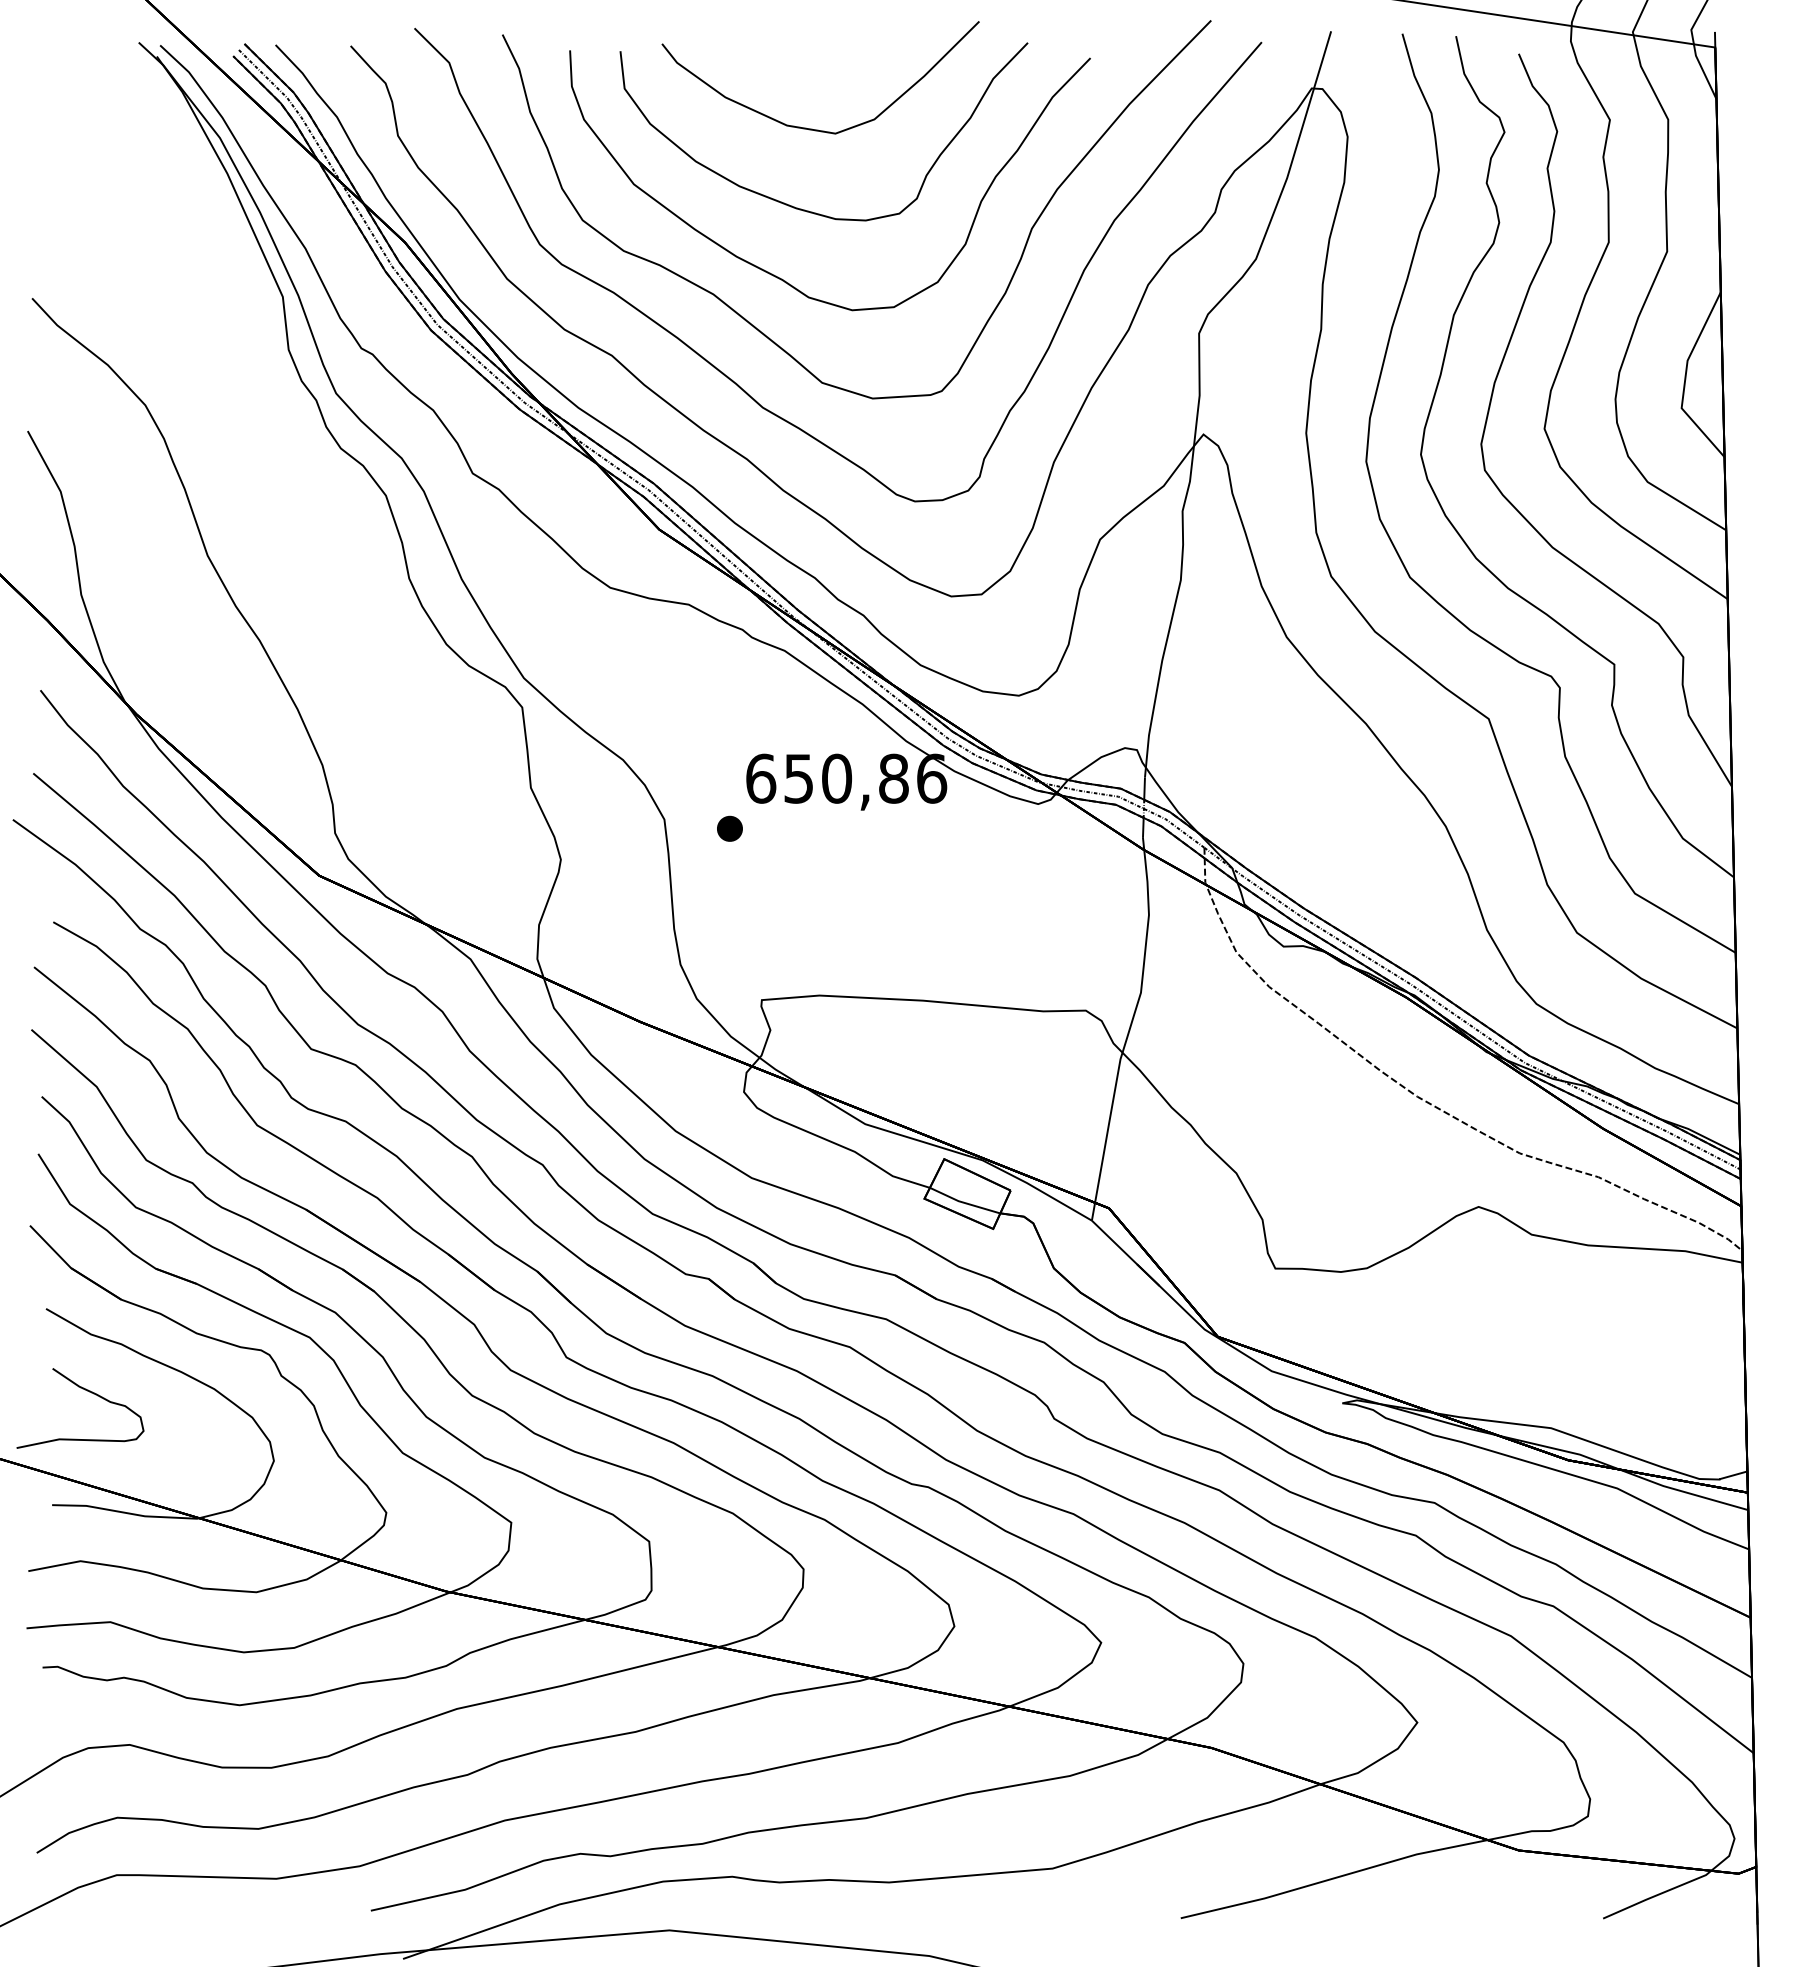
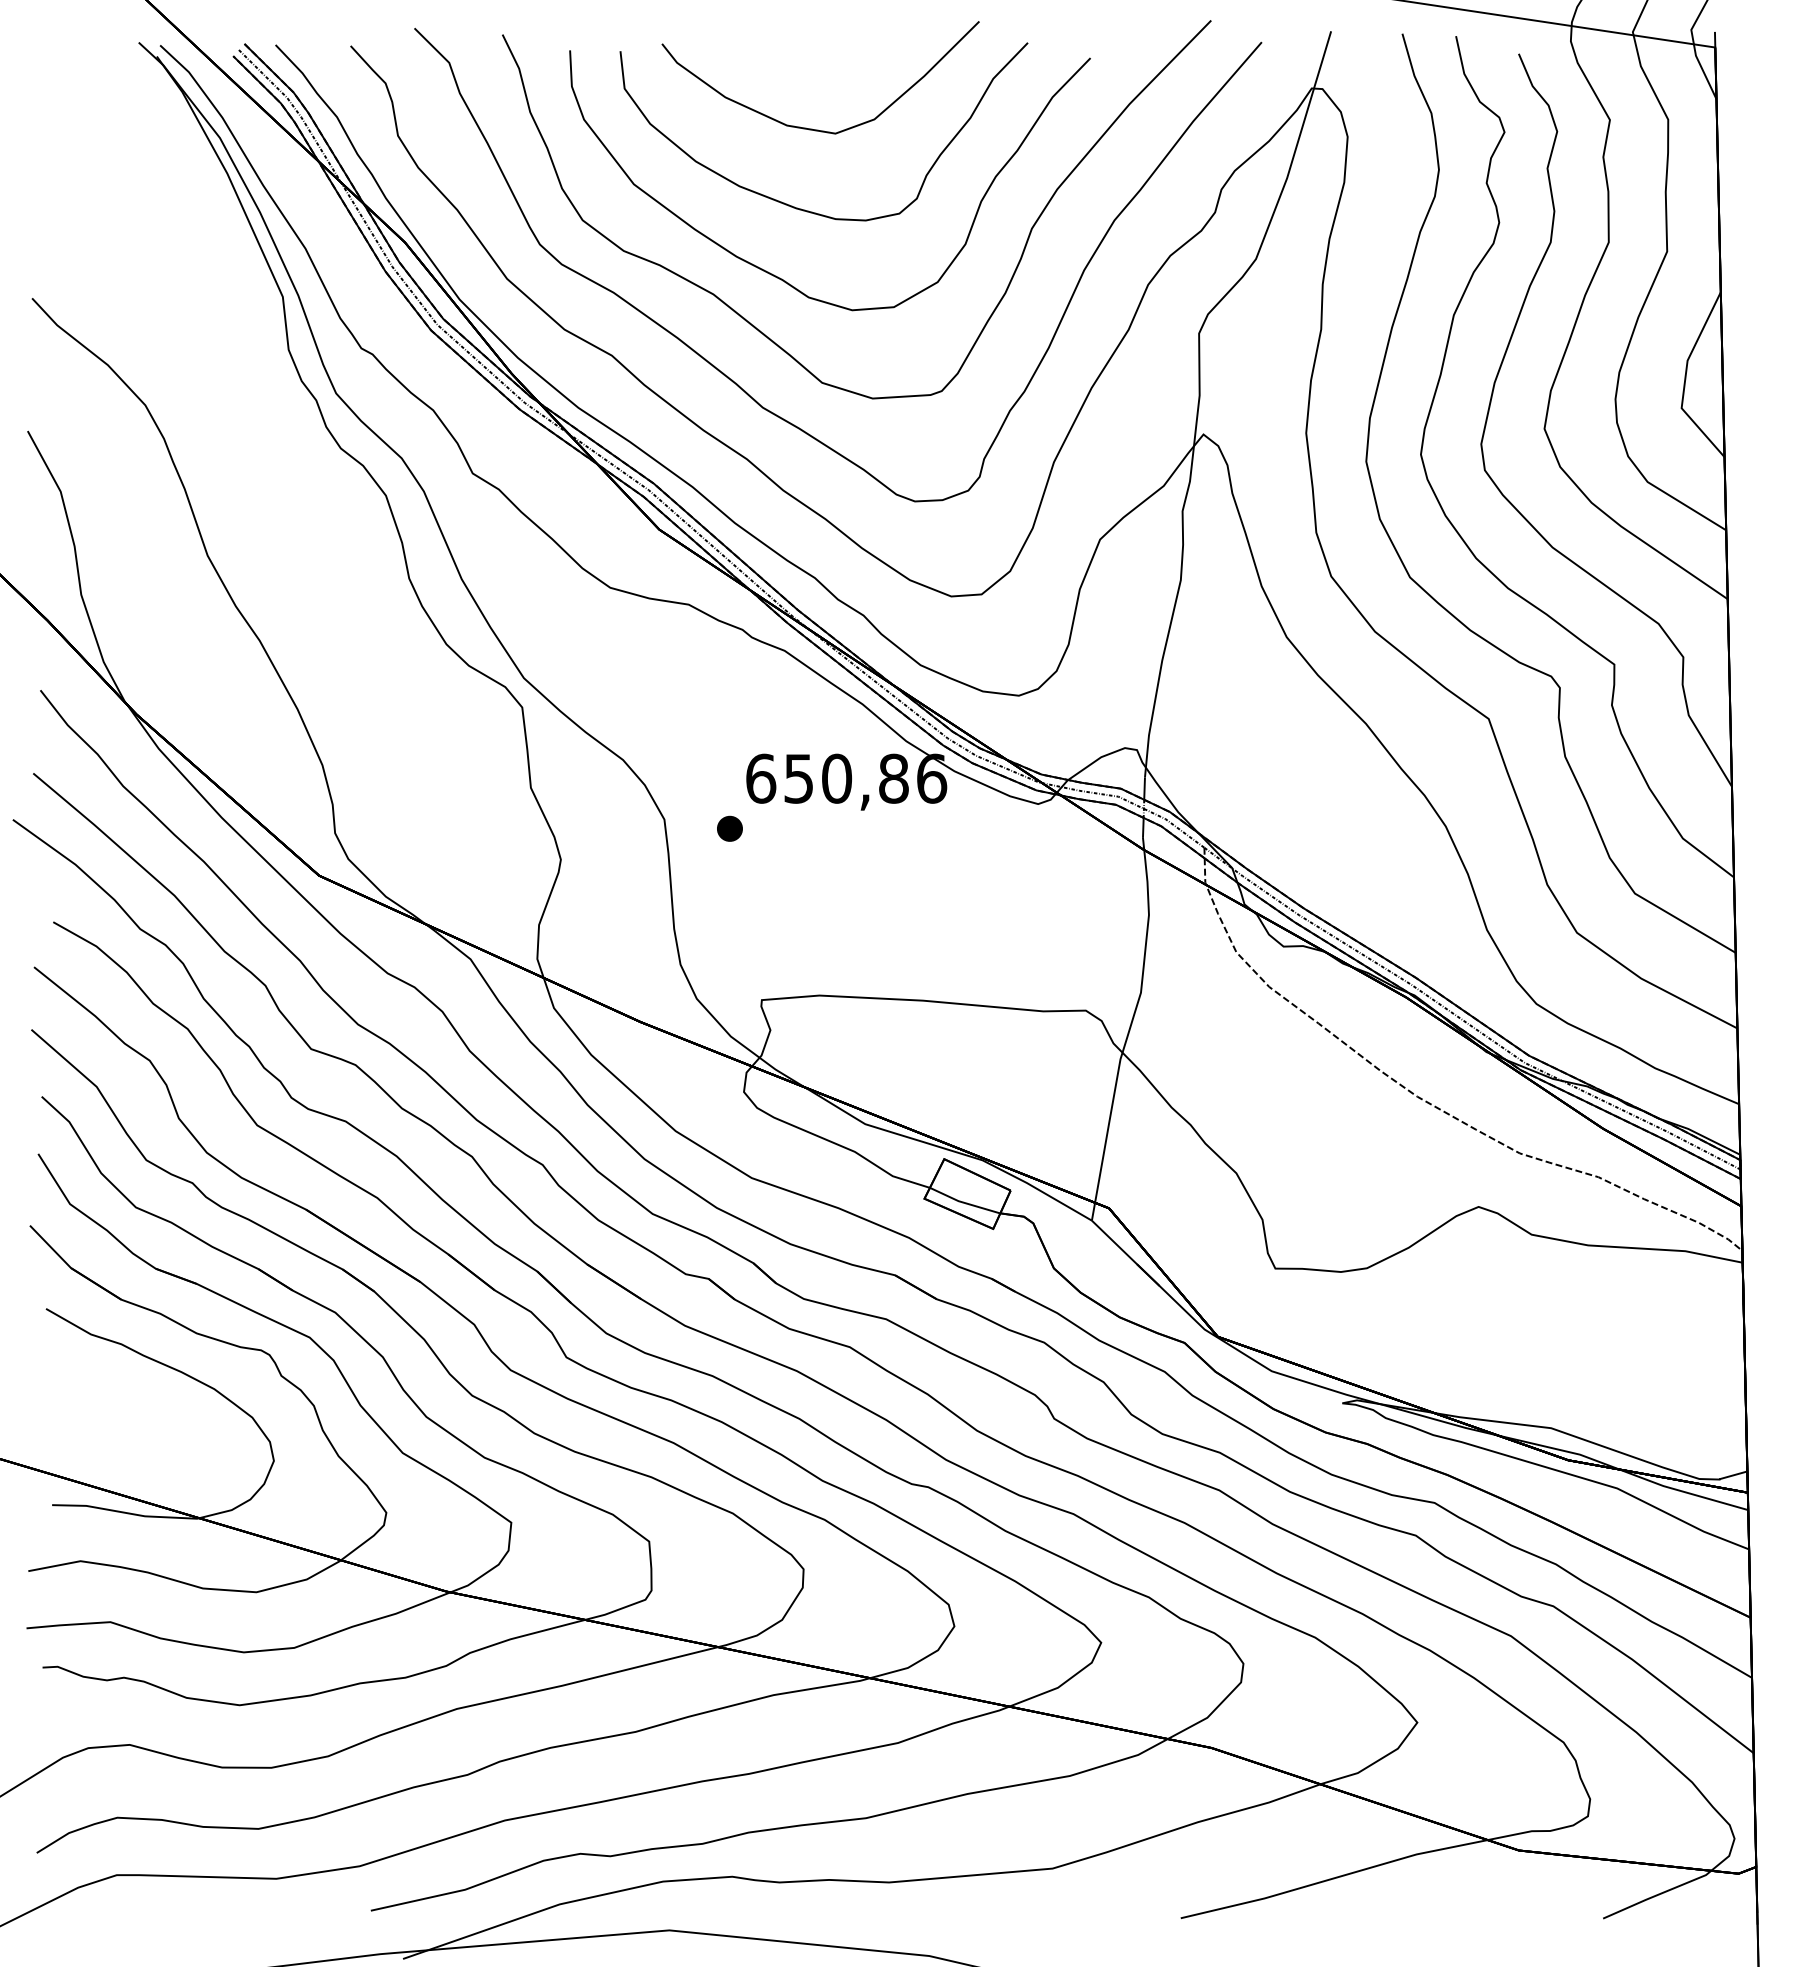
part: present -> none (89, 1392)
